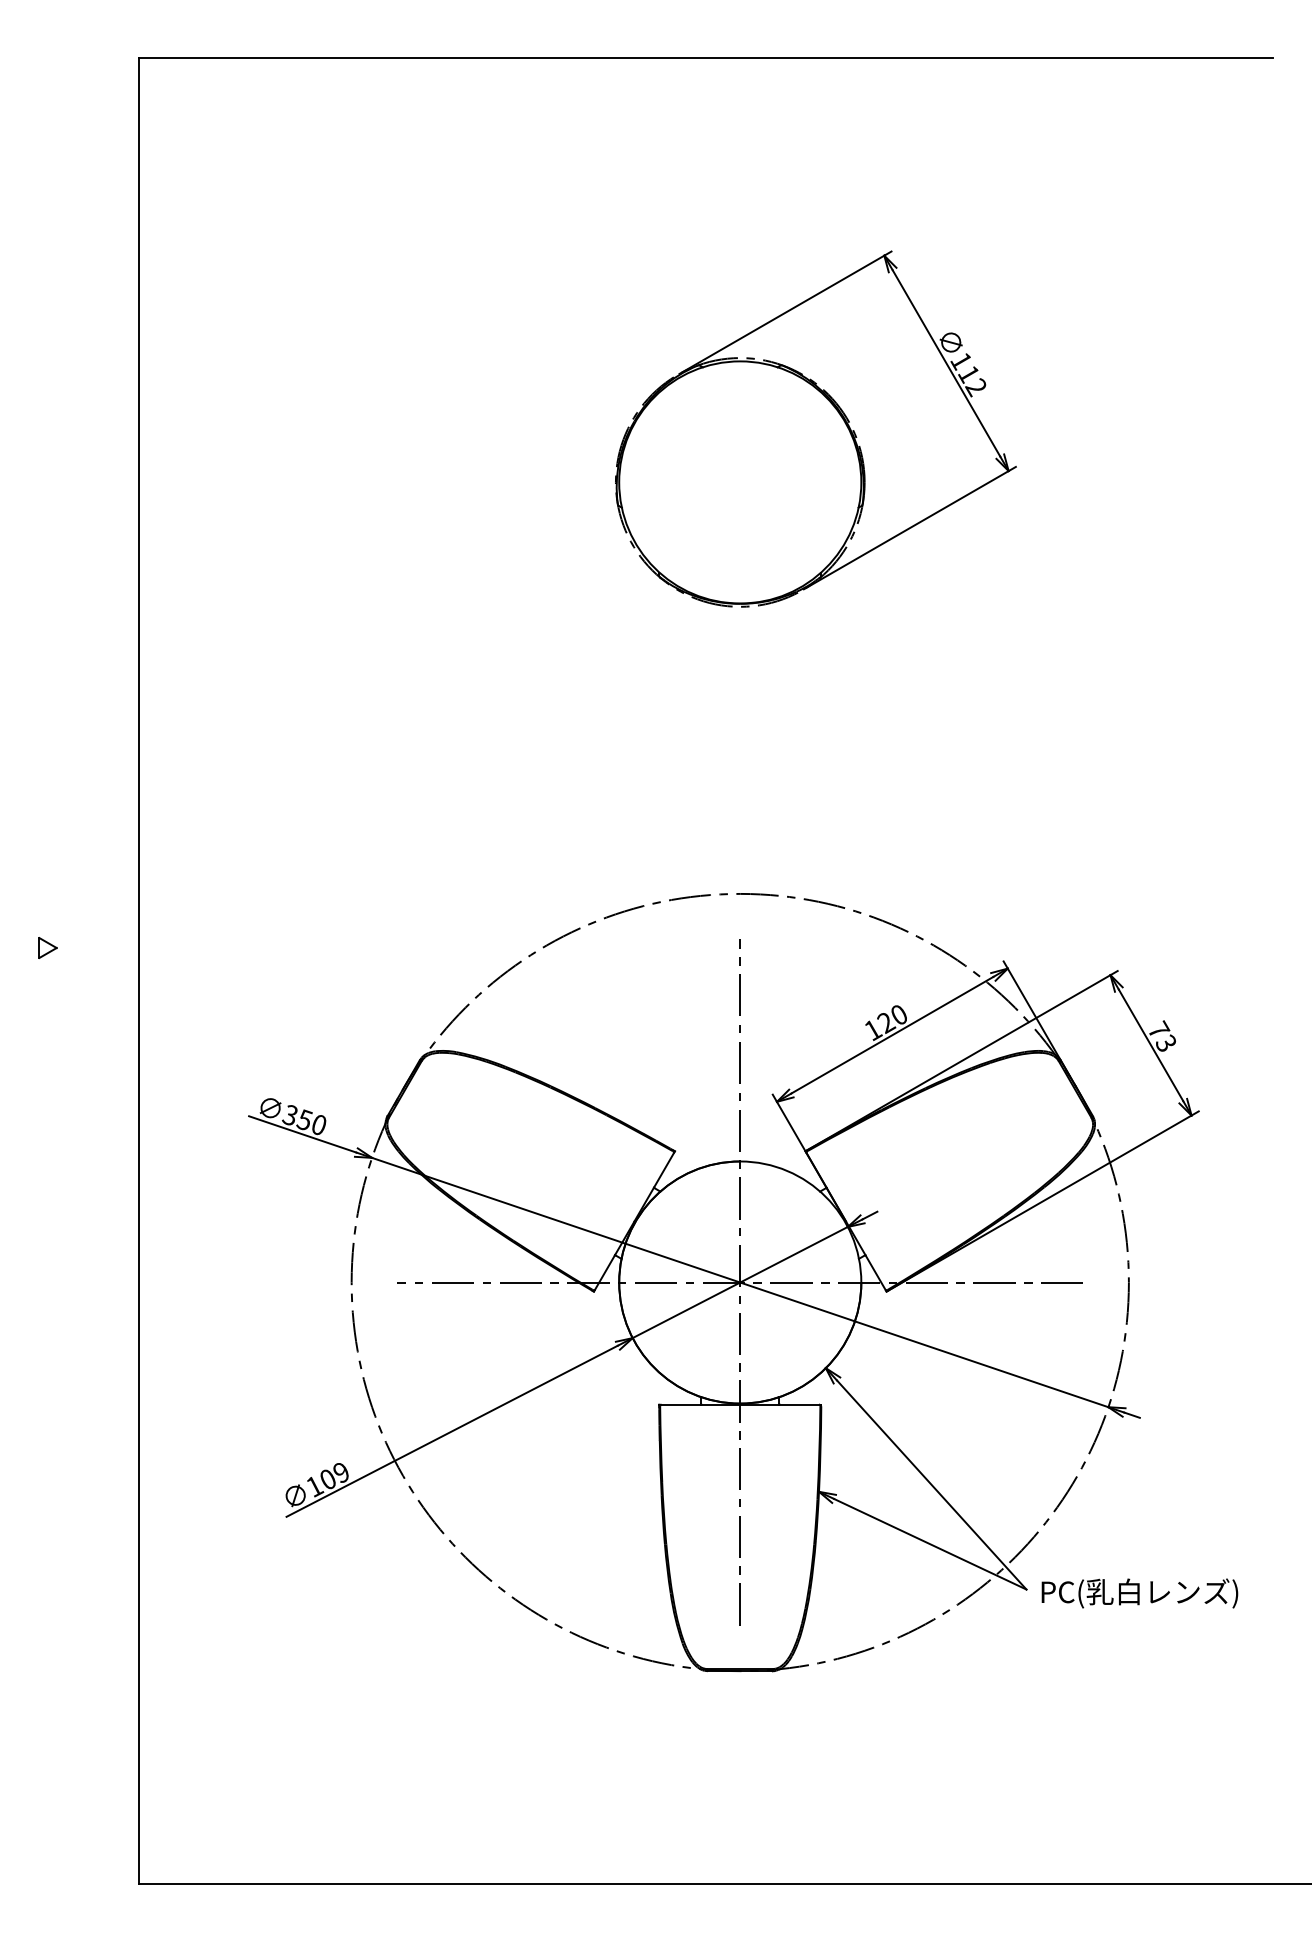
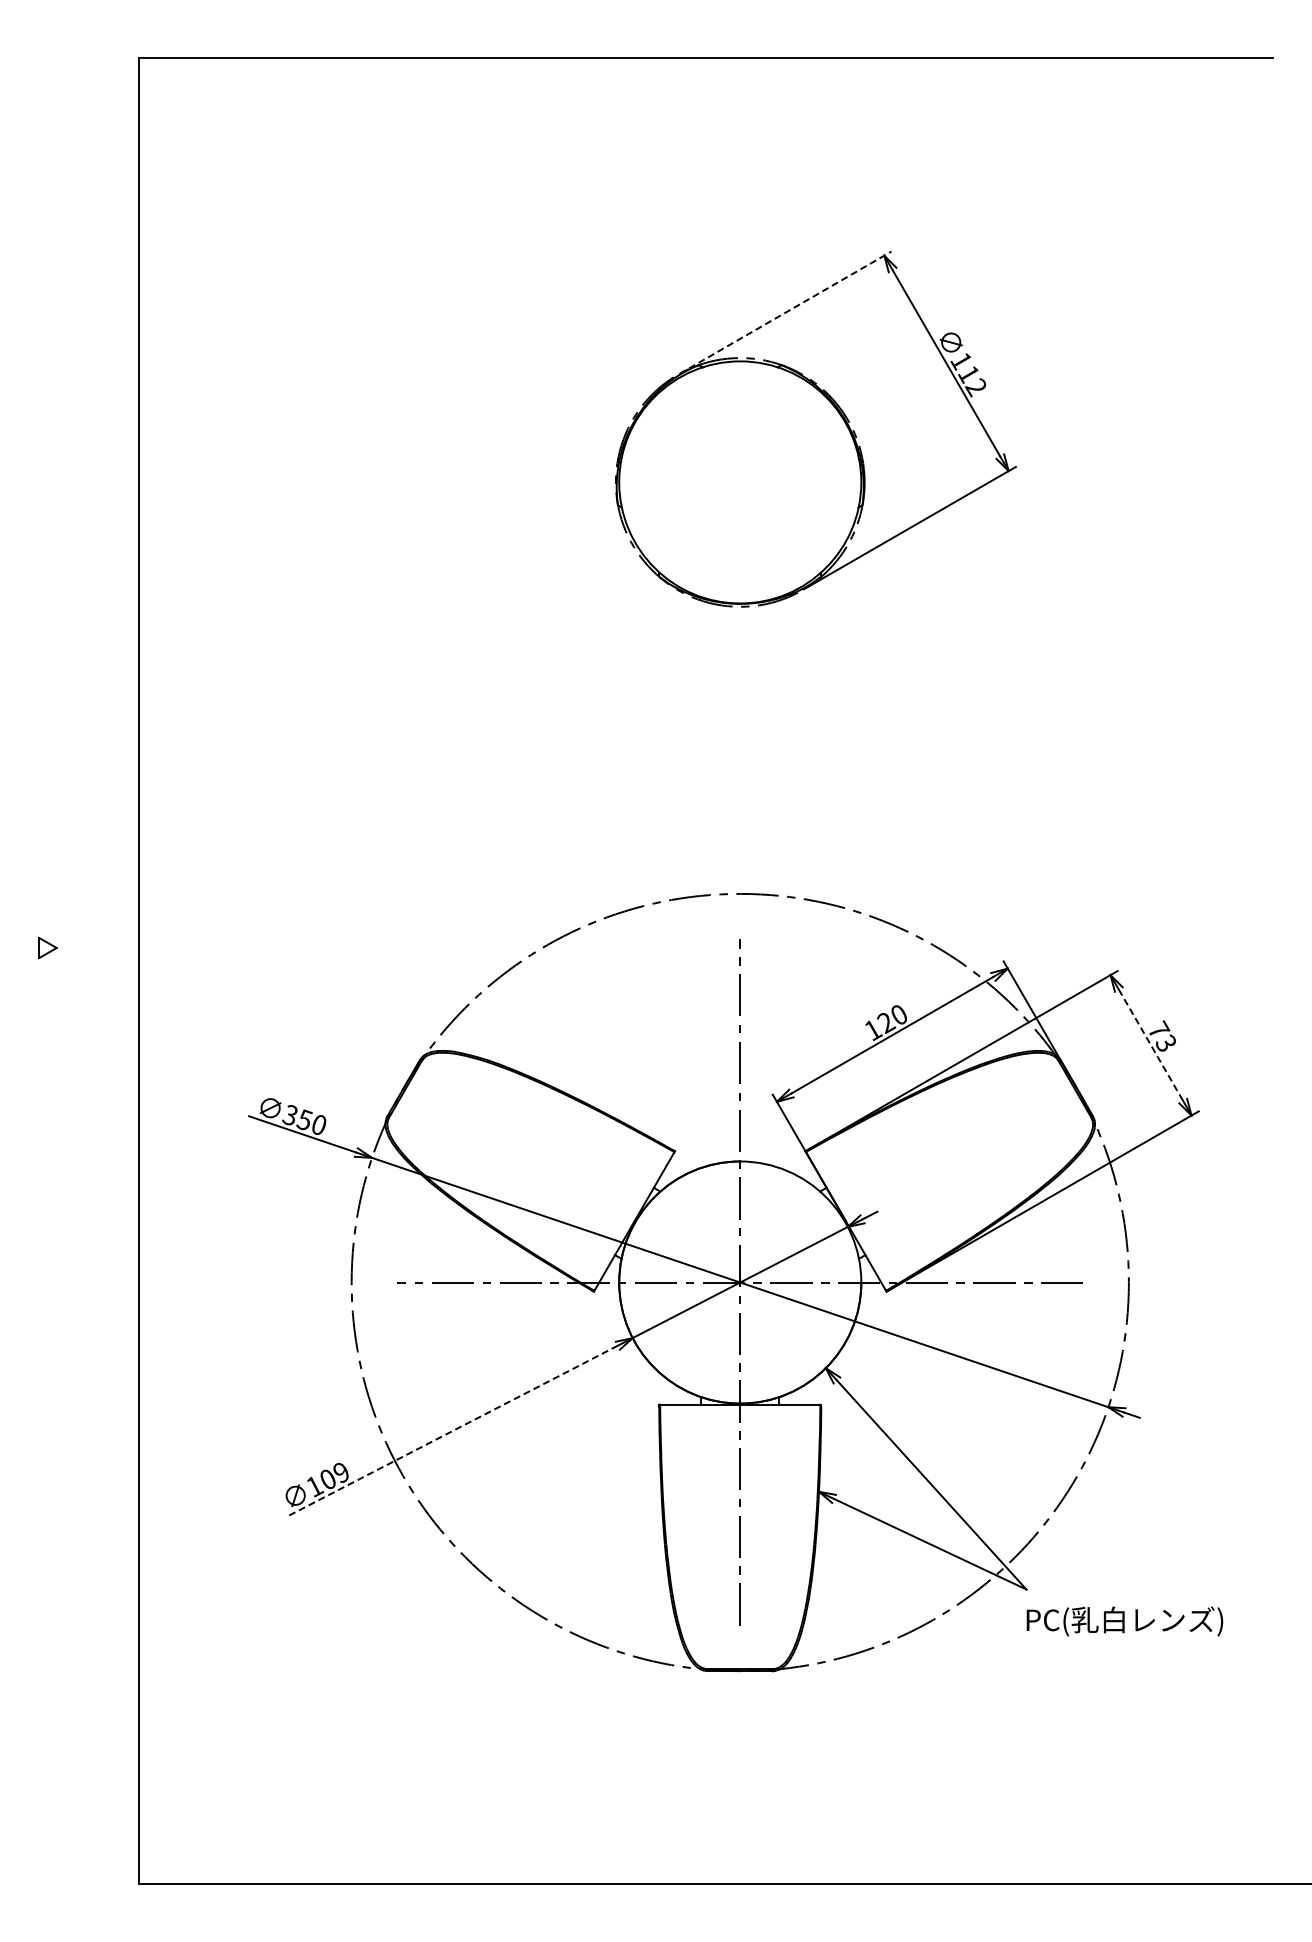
line: solid -> dashed (785, 312)
line: solid -> dashed (1151, 1045)
line: solid -> dashed (451, 1431)
text position: (1139, 1593) -> (1124, 1621) (1124, 1621)
